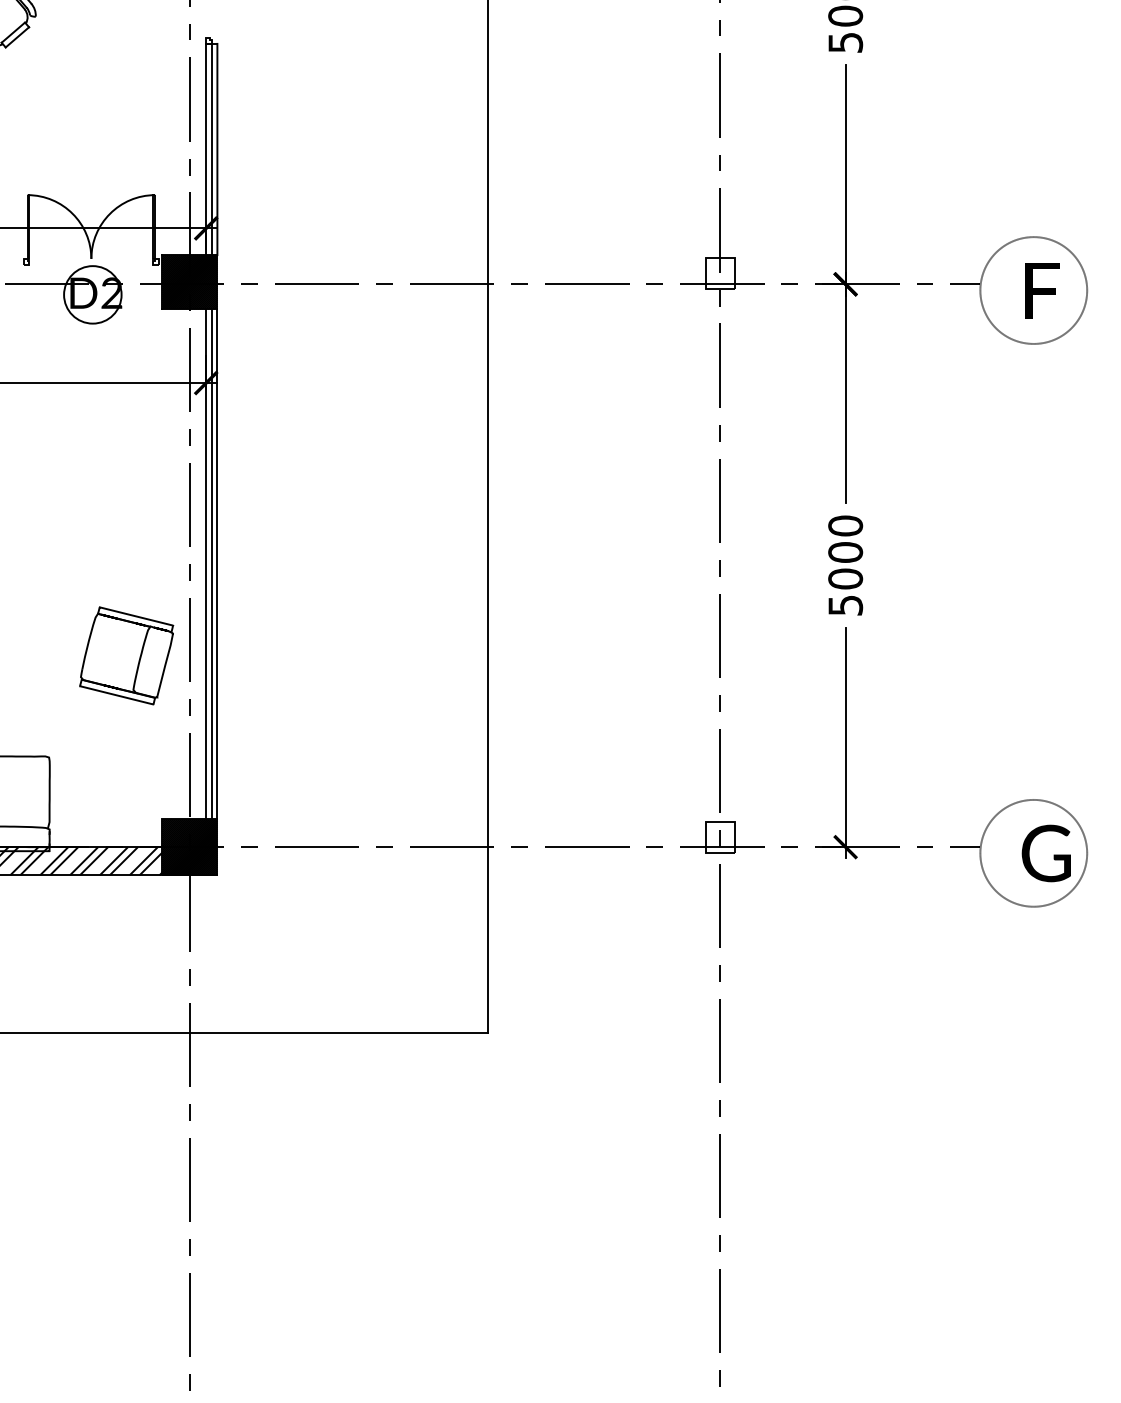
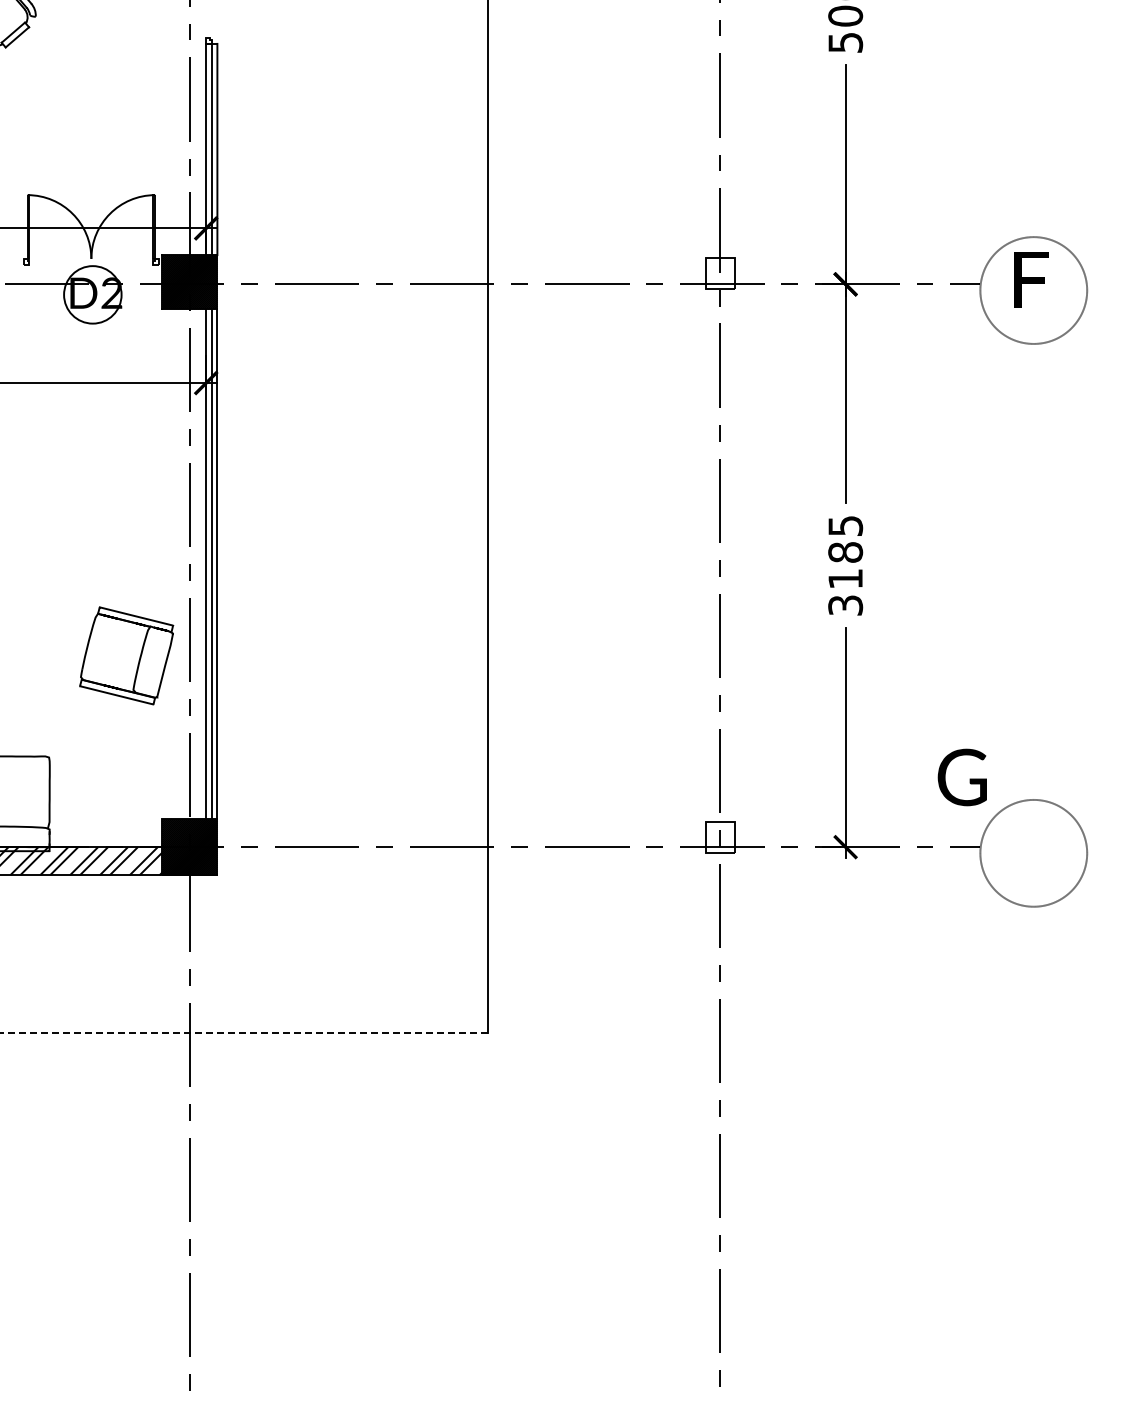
text position: (1042, 290) -> (1031, 279) (1031, 279)
text: 5000 -> 3185 (845, 564)
text position: (1045, 853) -> (961, 777) (961, 777)
line: solid -> dashed (244, 1032)
